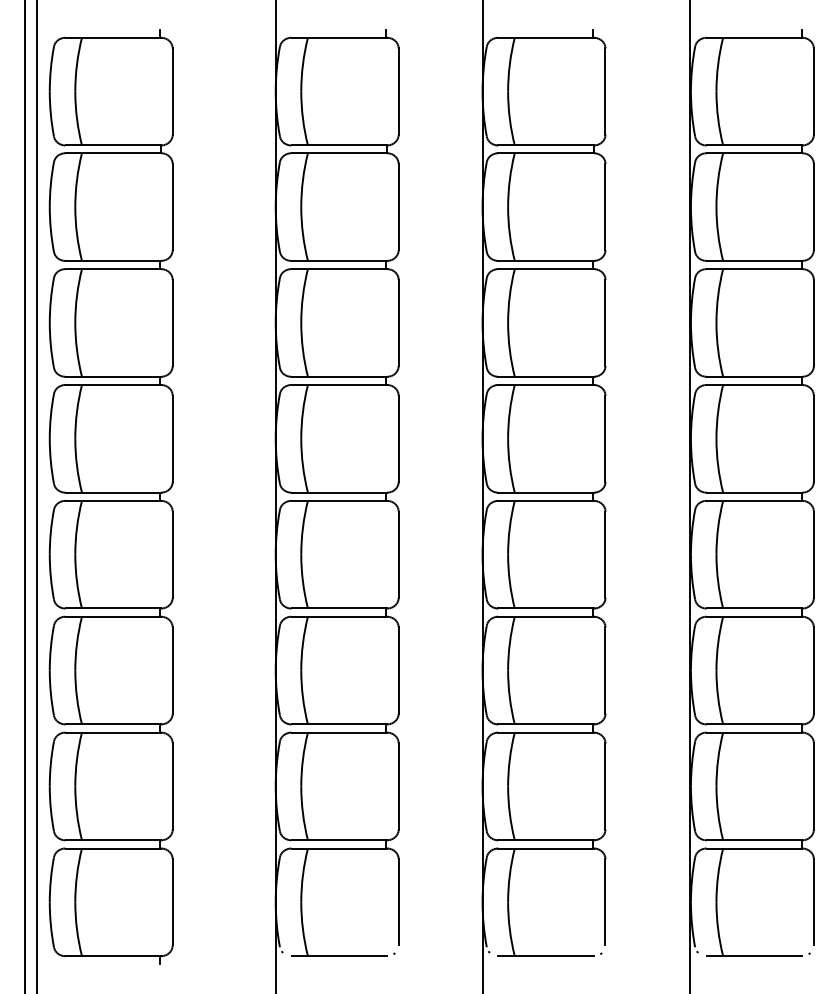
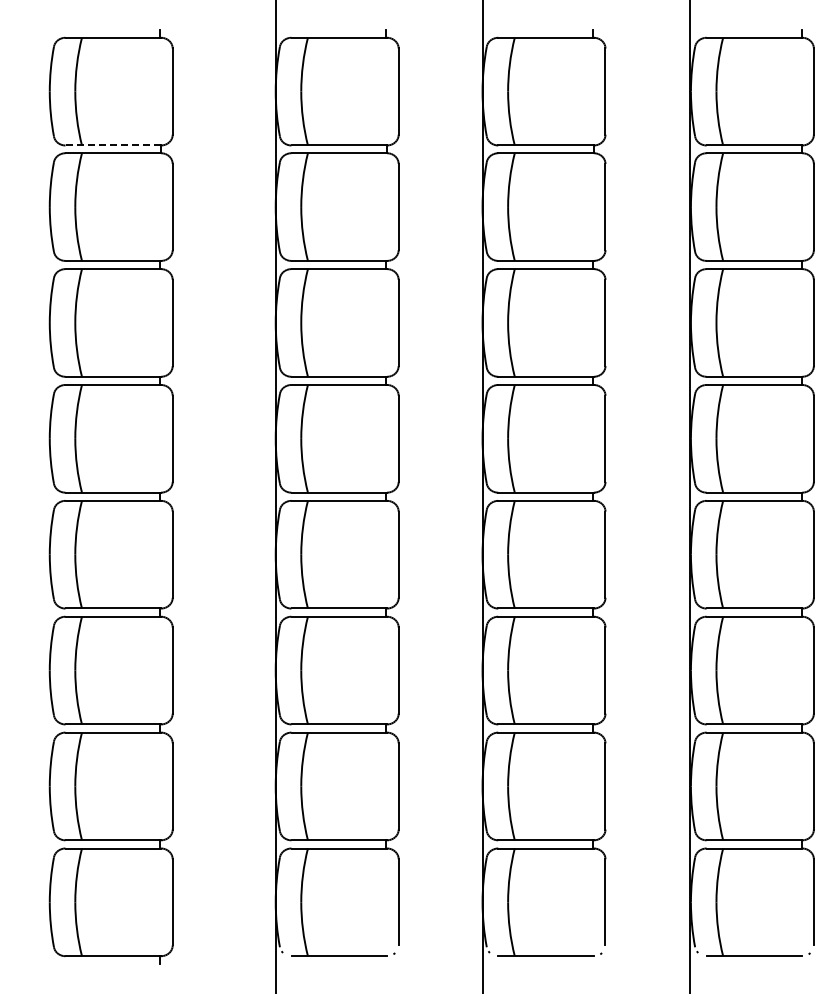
line: solid -> dashed (113, 145)
line: present -> none (25, 496)
line: present -> none (36, 496)
